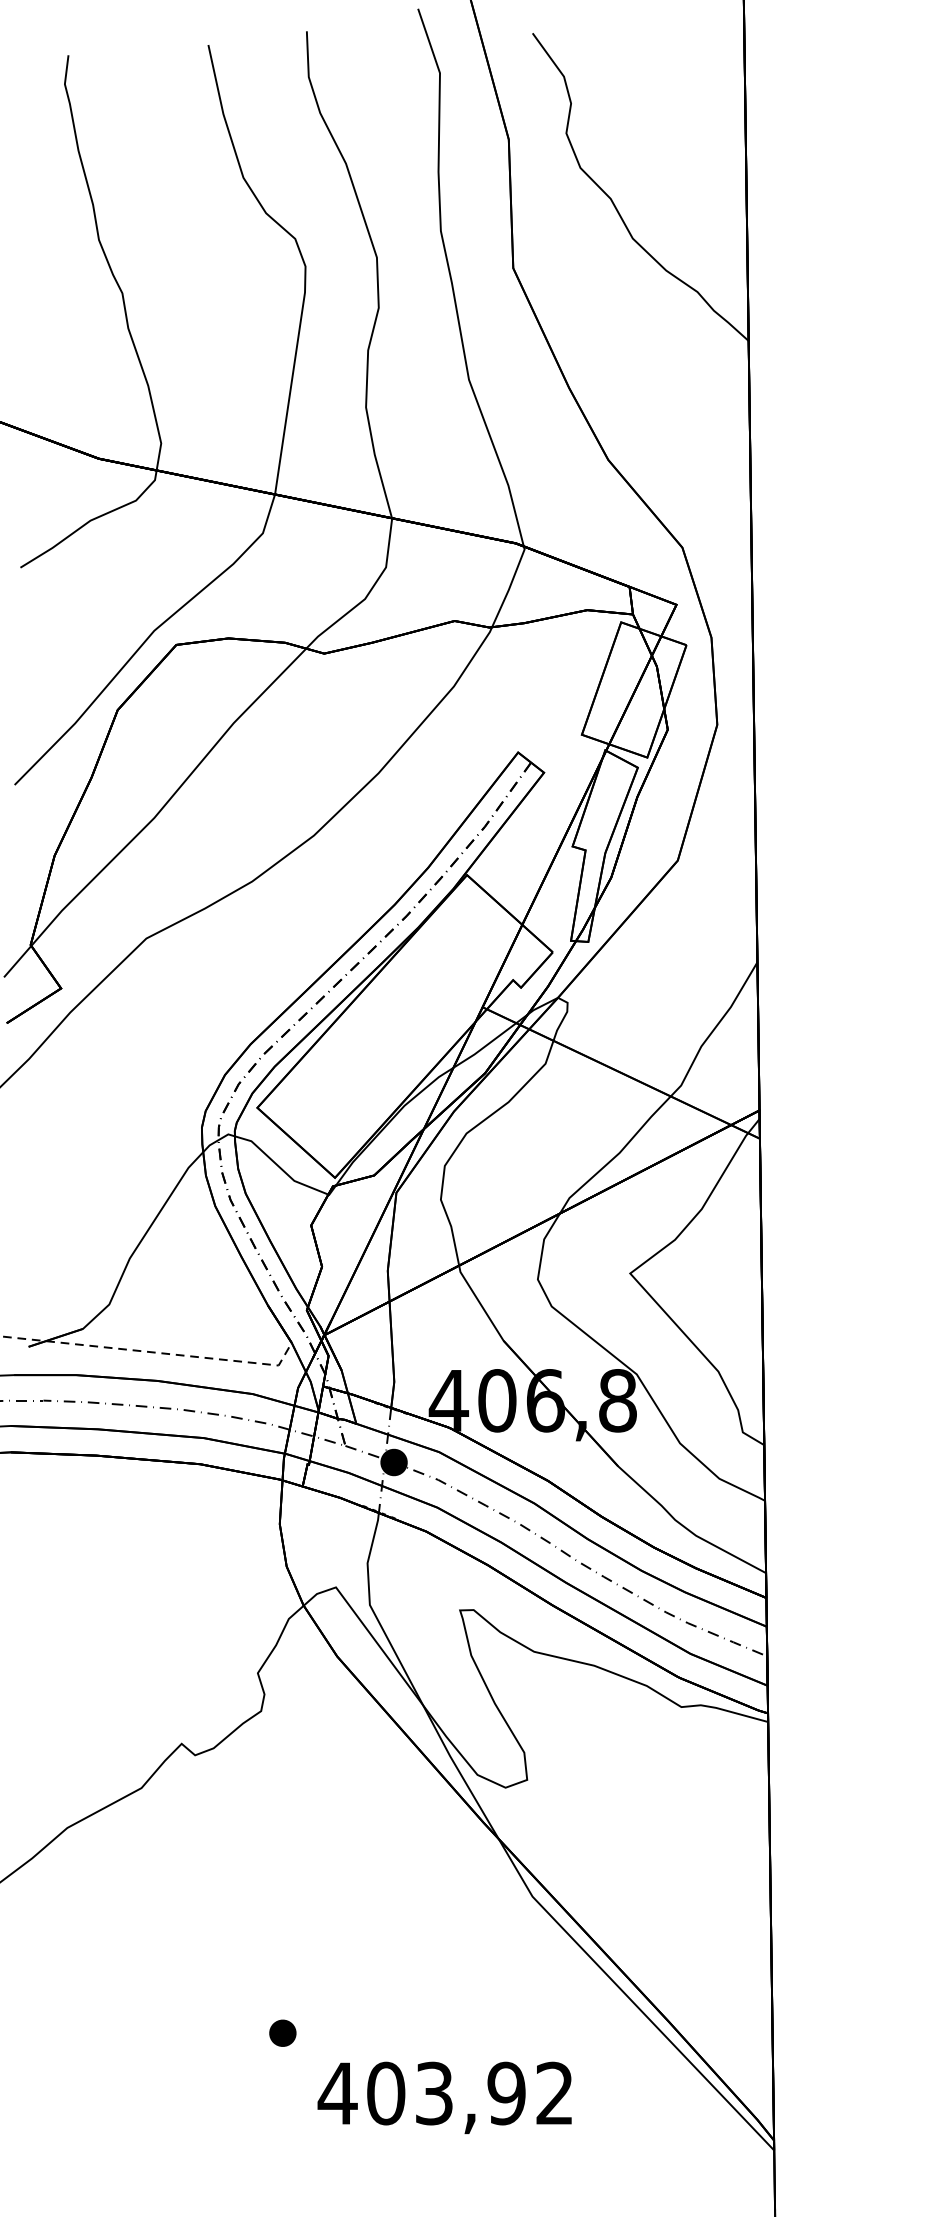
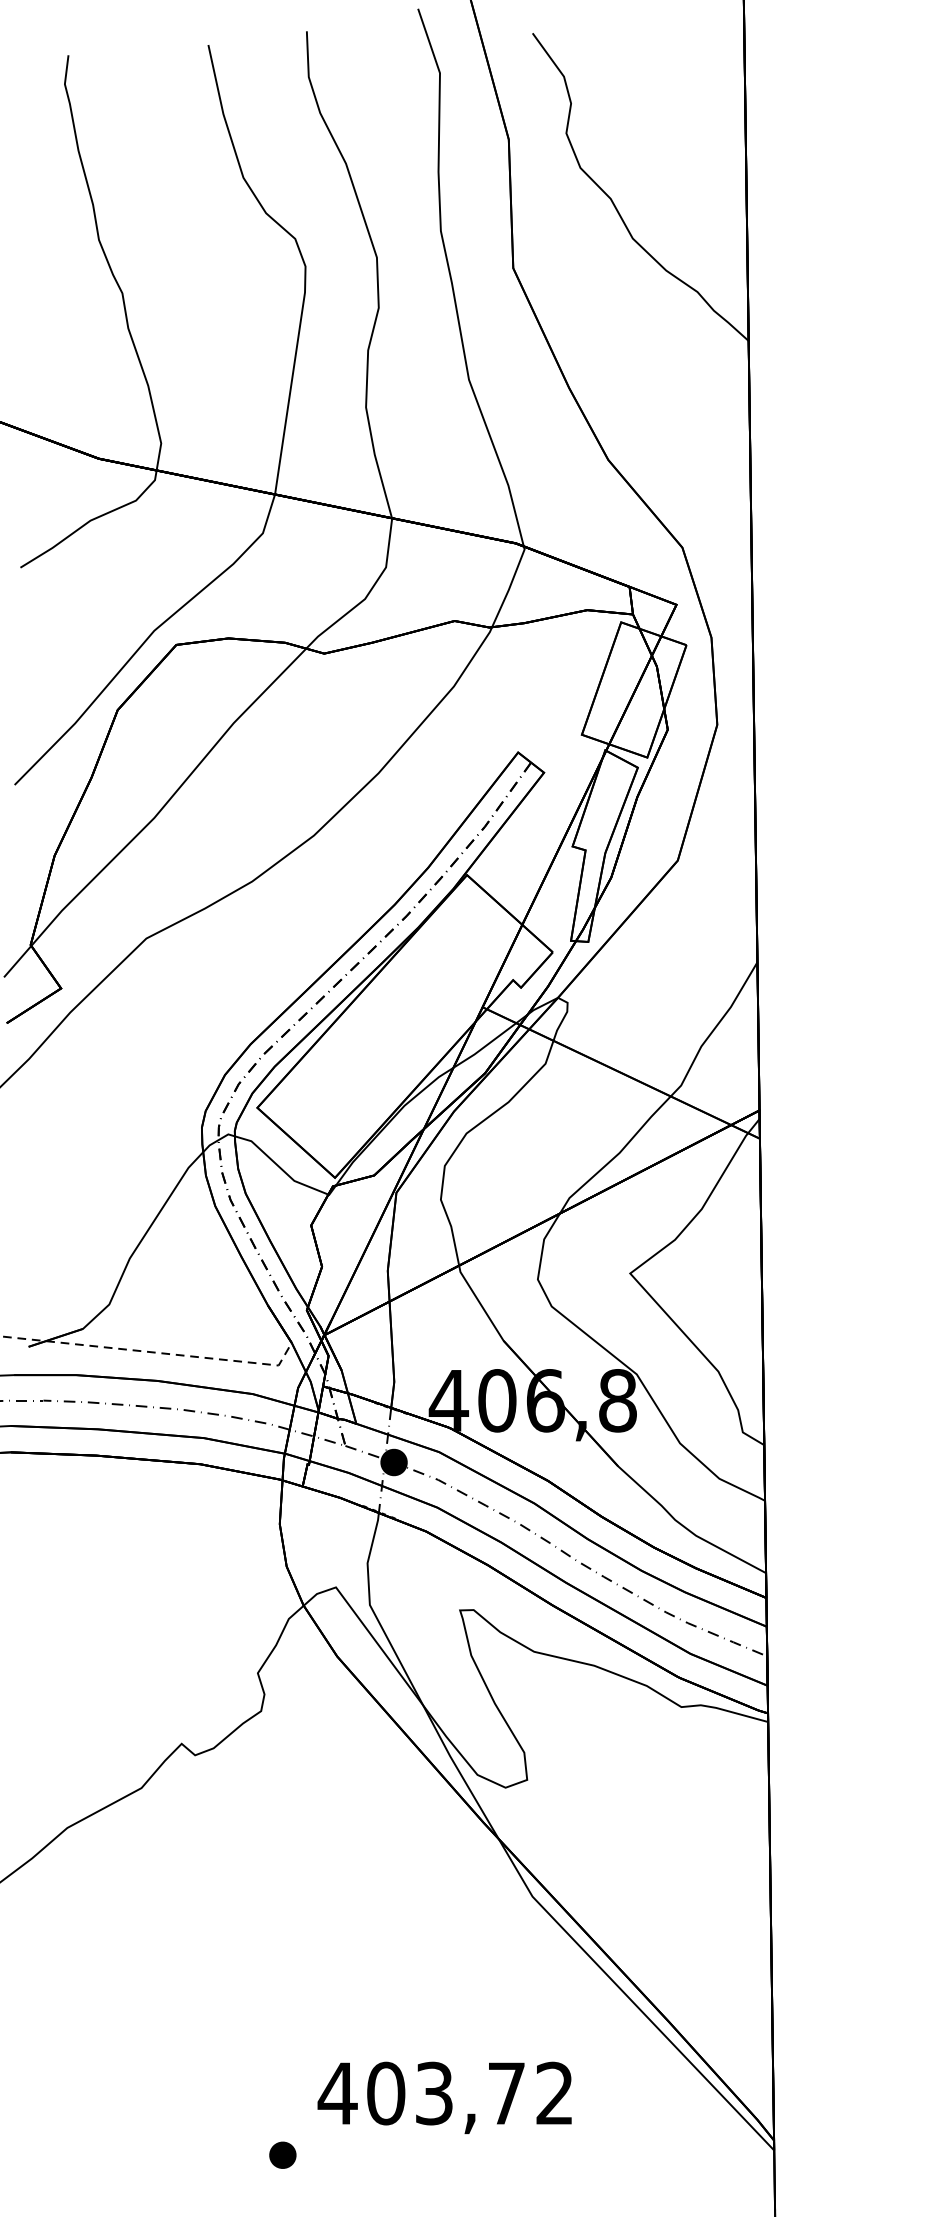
part position: (282, 2032) -> (282, 2154) (282, 2154)
text: 403,92 -> 403,72 (506, 2093)
